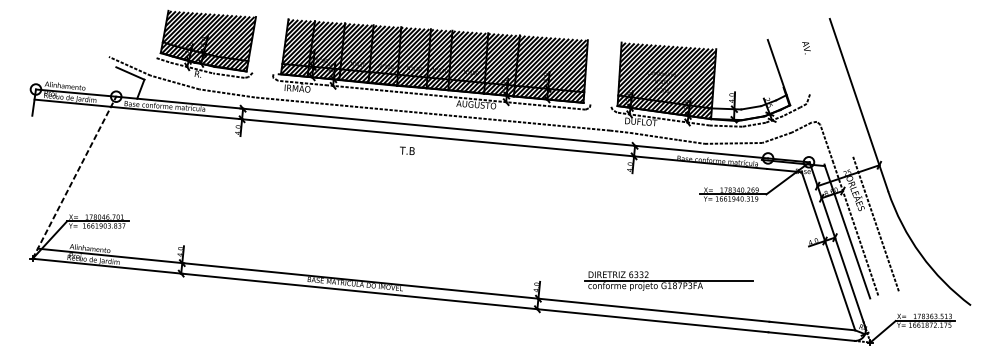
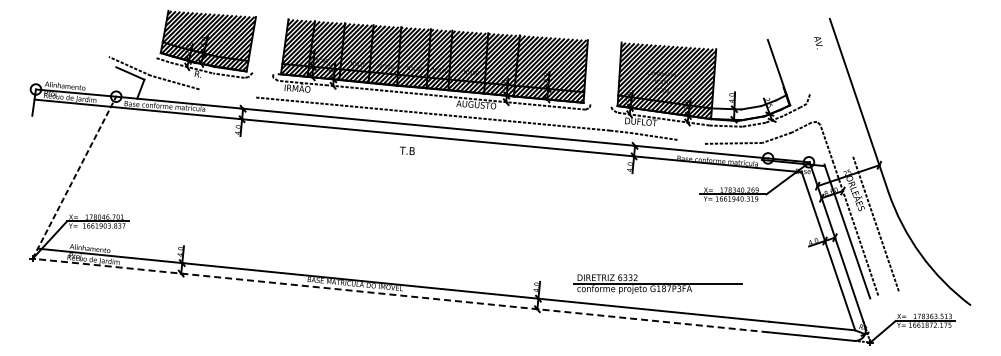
text position: (806, 48) -> (818, 43) (818, 43)
line: present -> none (226, 93)
line: present -> none (691, 141)
part position: (668, 280) -> (657, 283) (657, 283)
line: solid -> dashed (400, 295)
